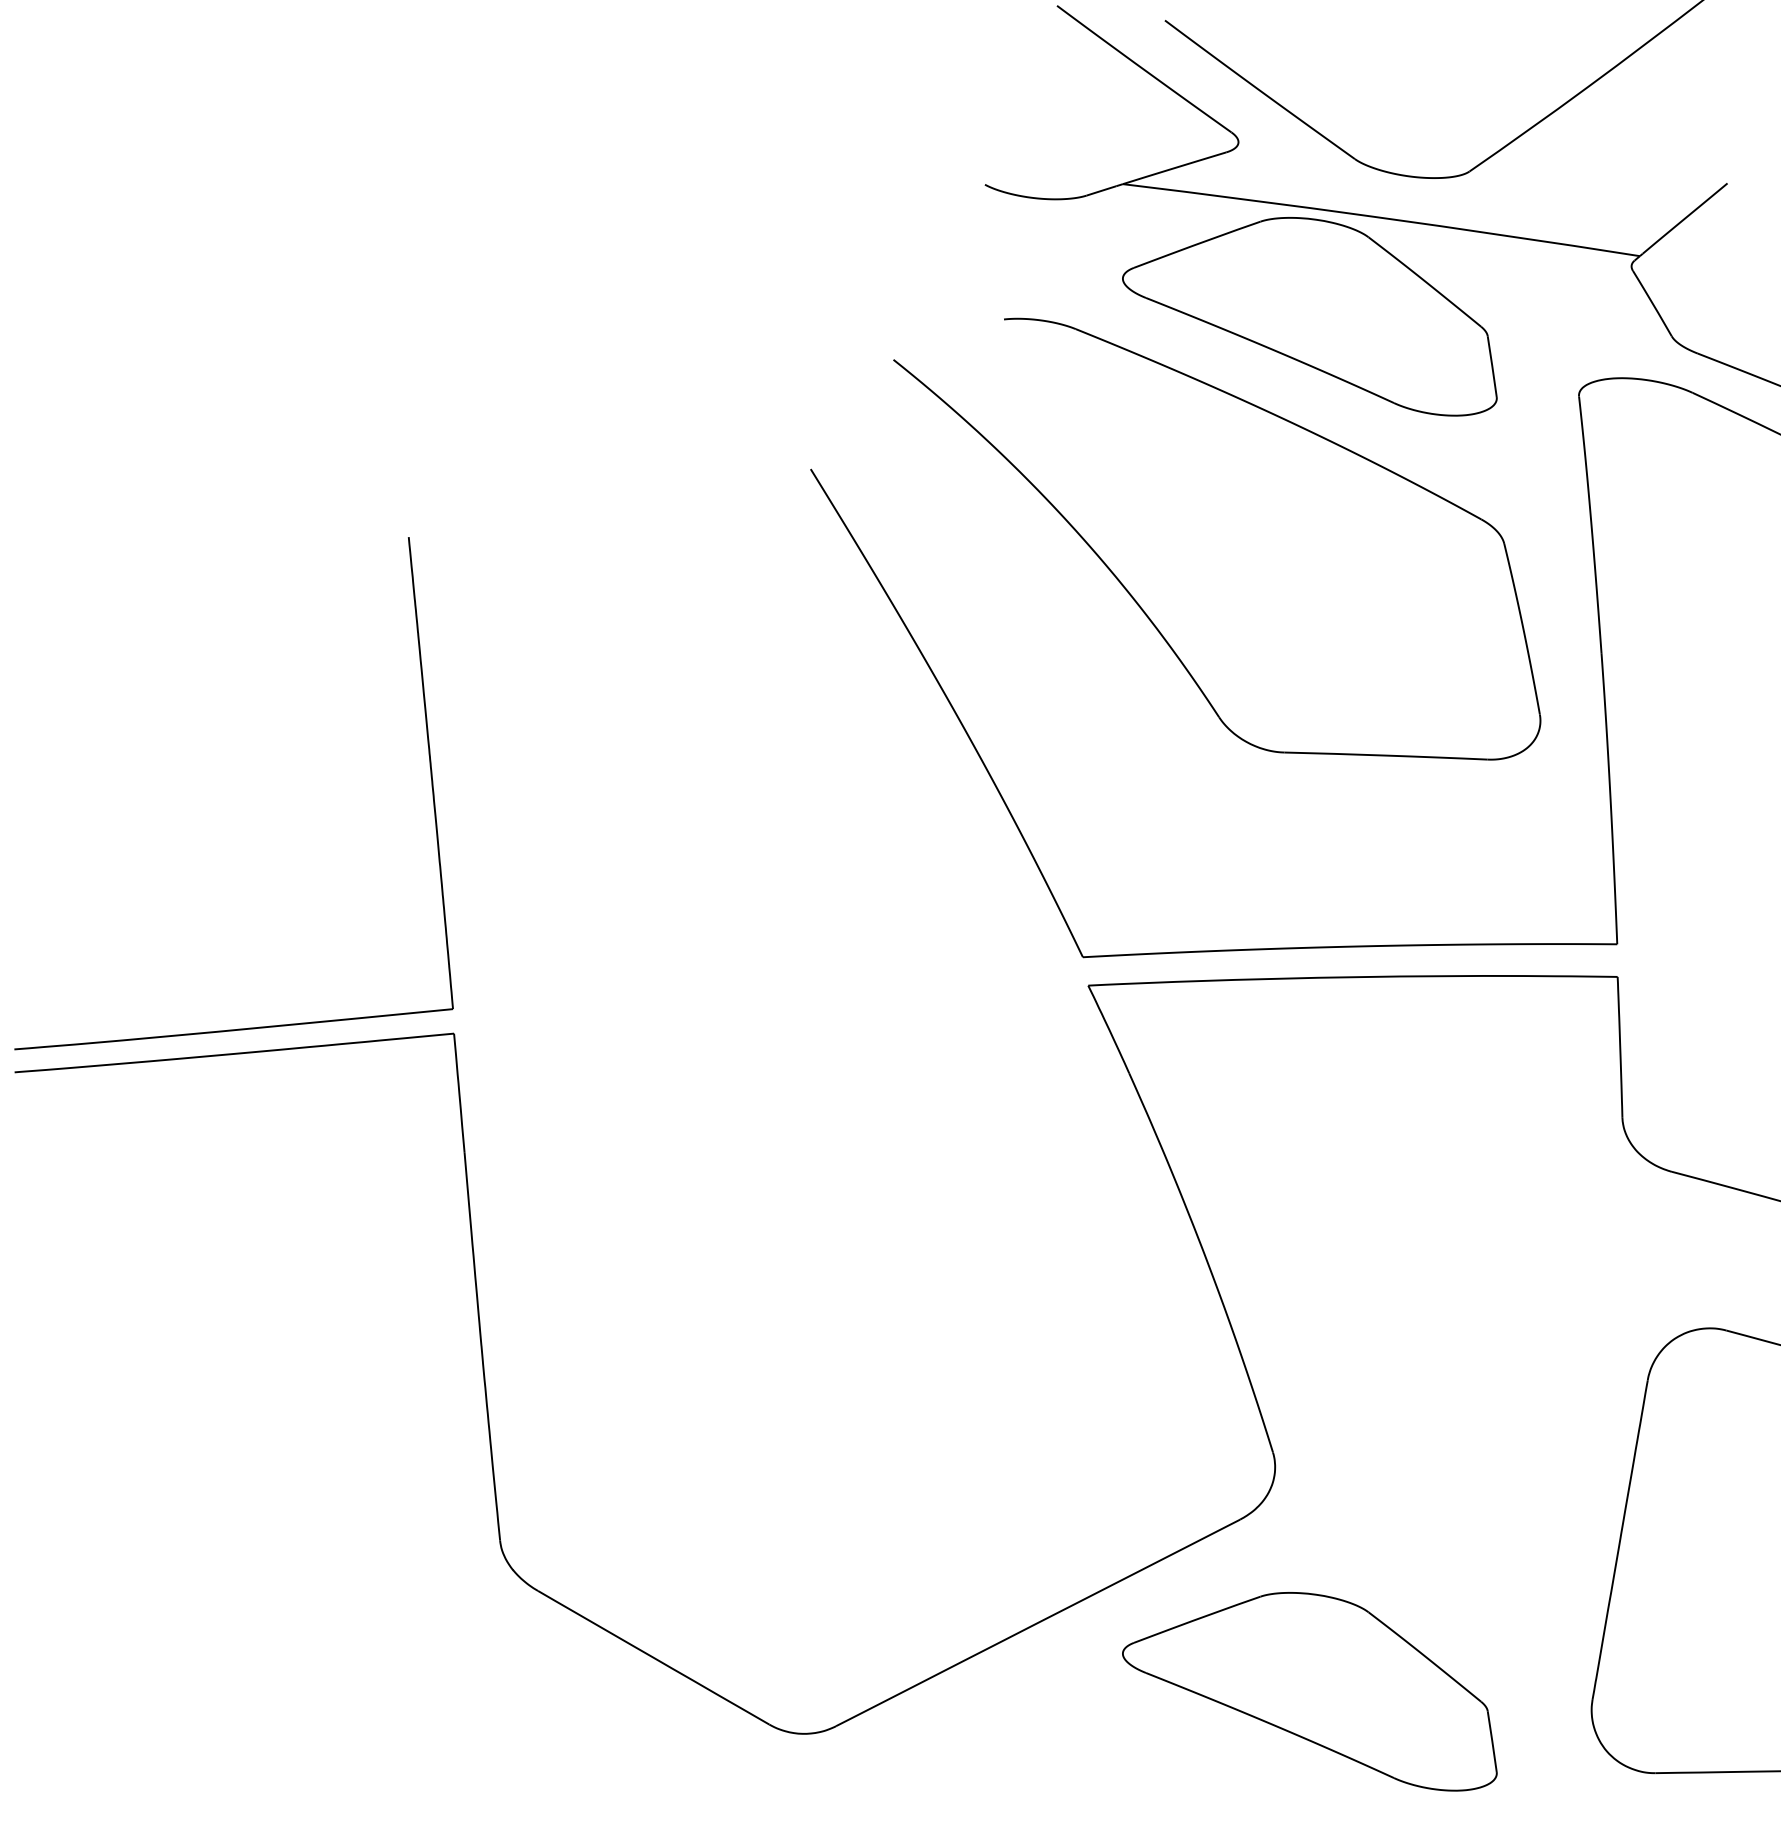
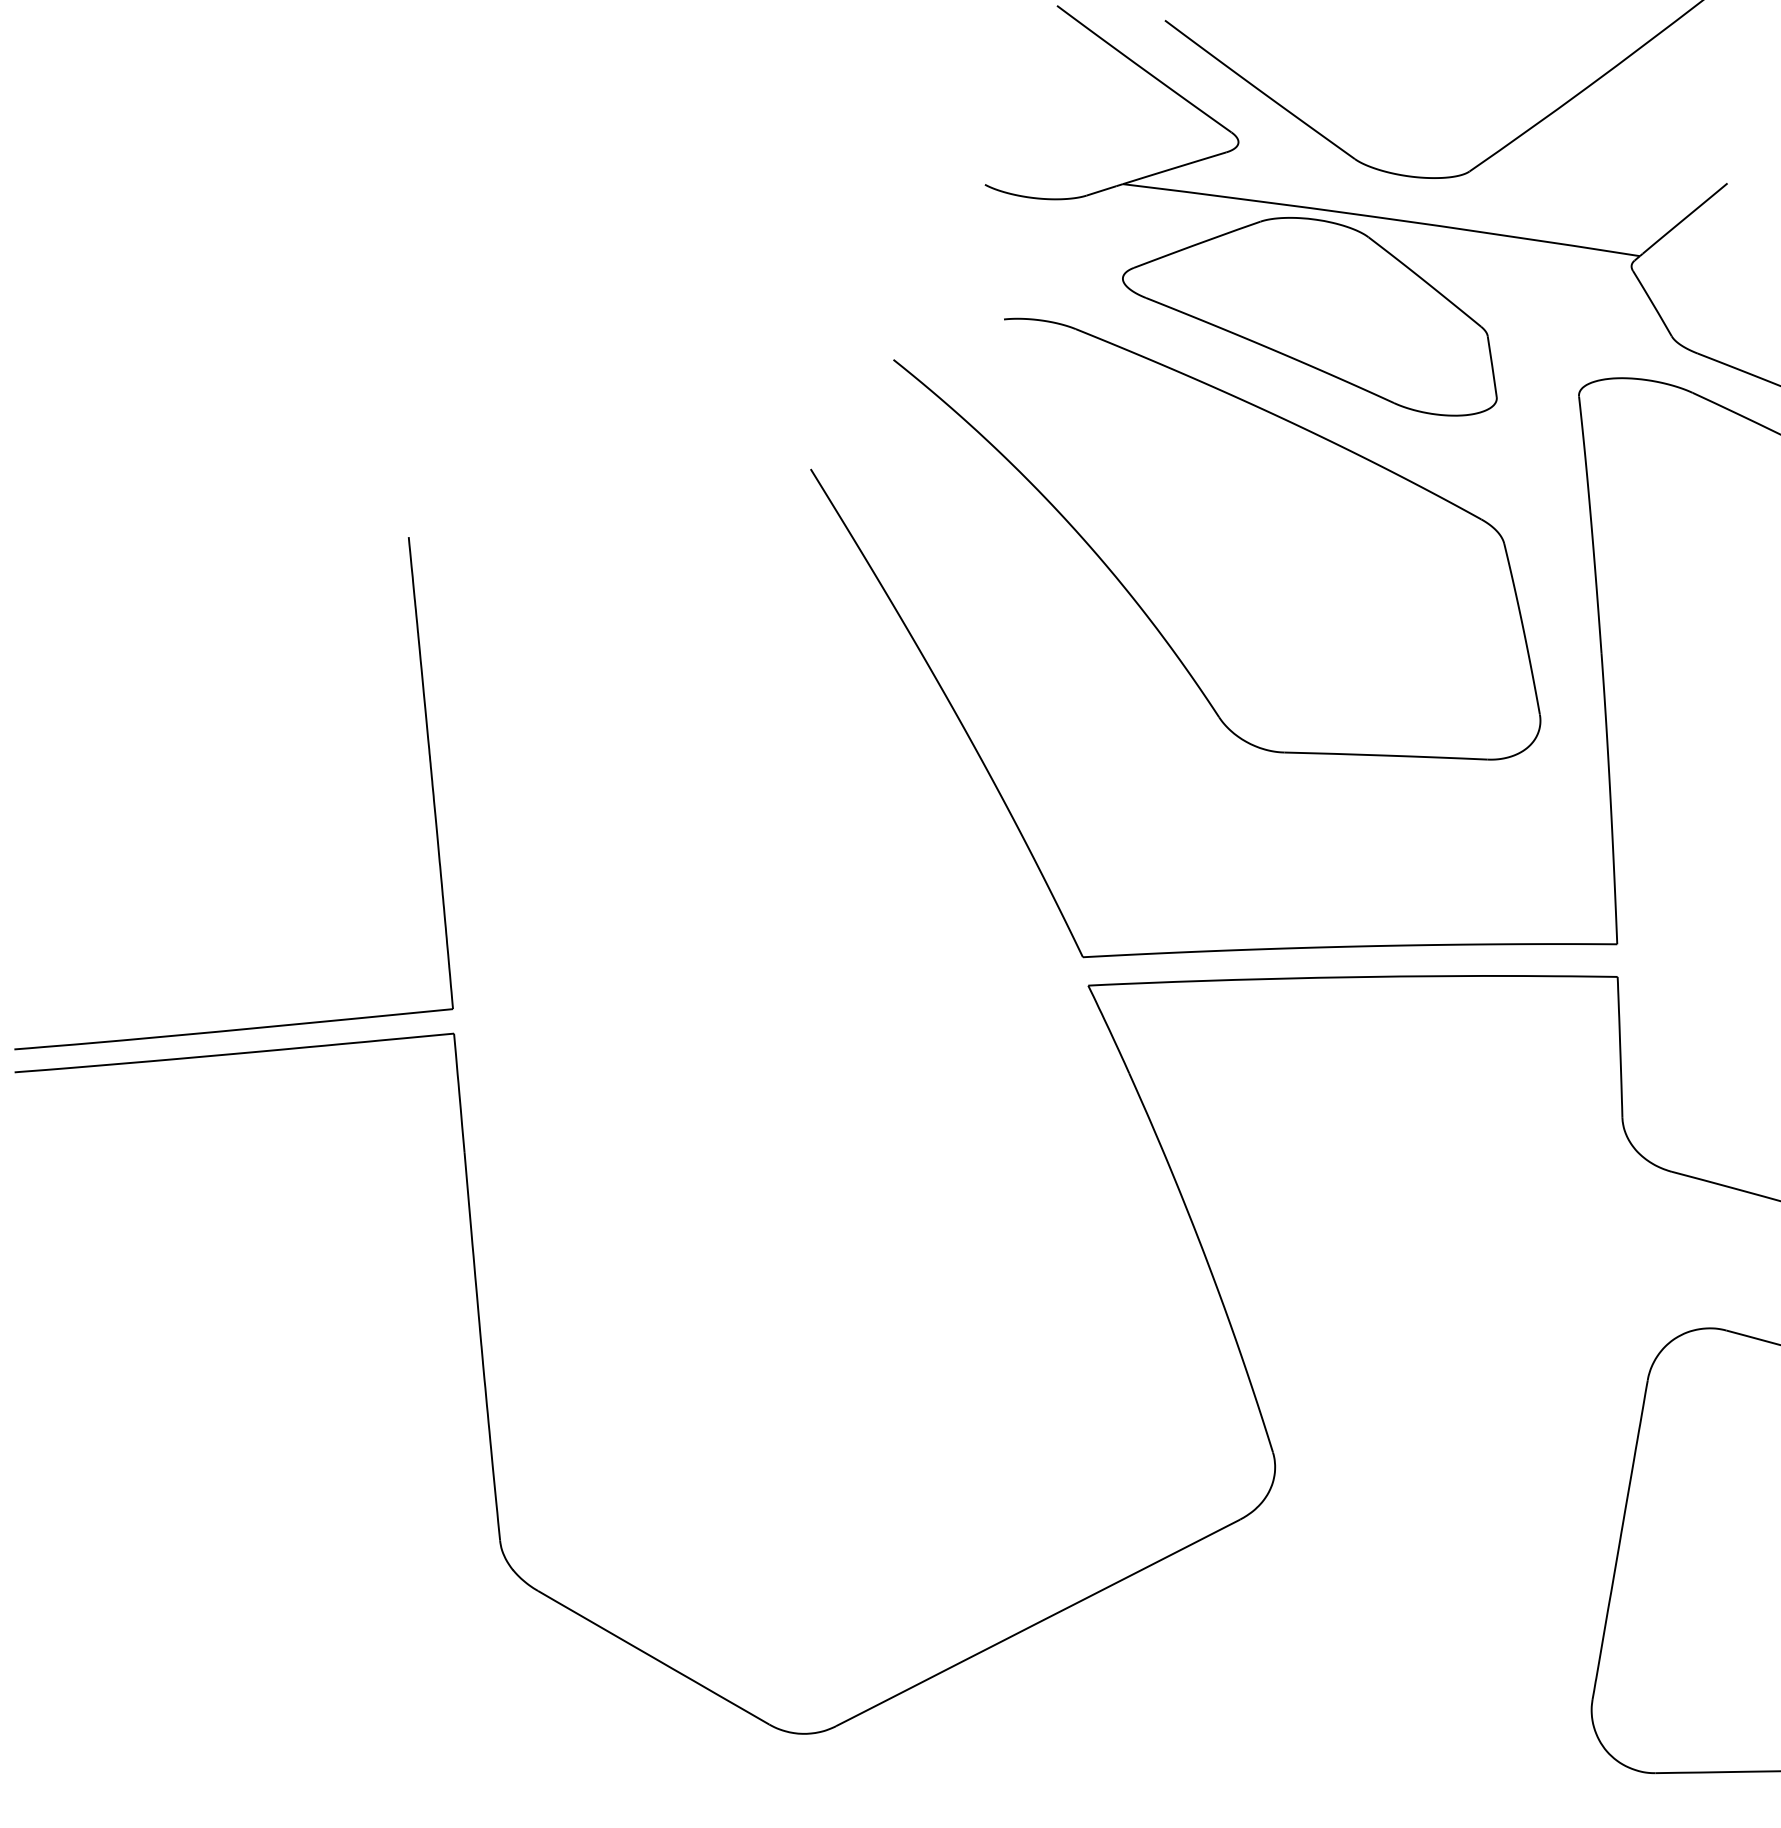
part: present -> none (1309, 1691)
